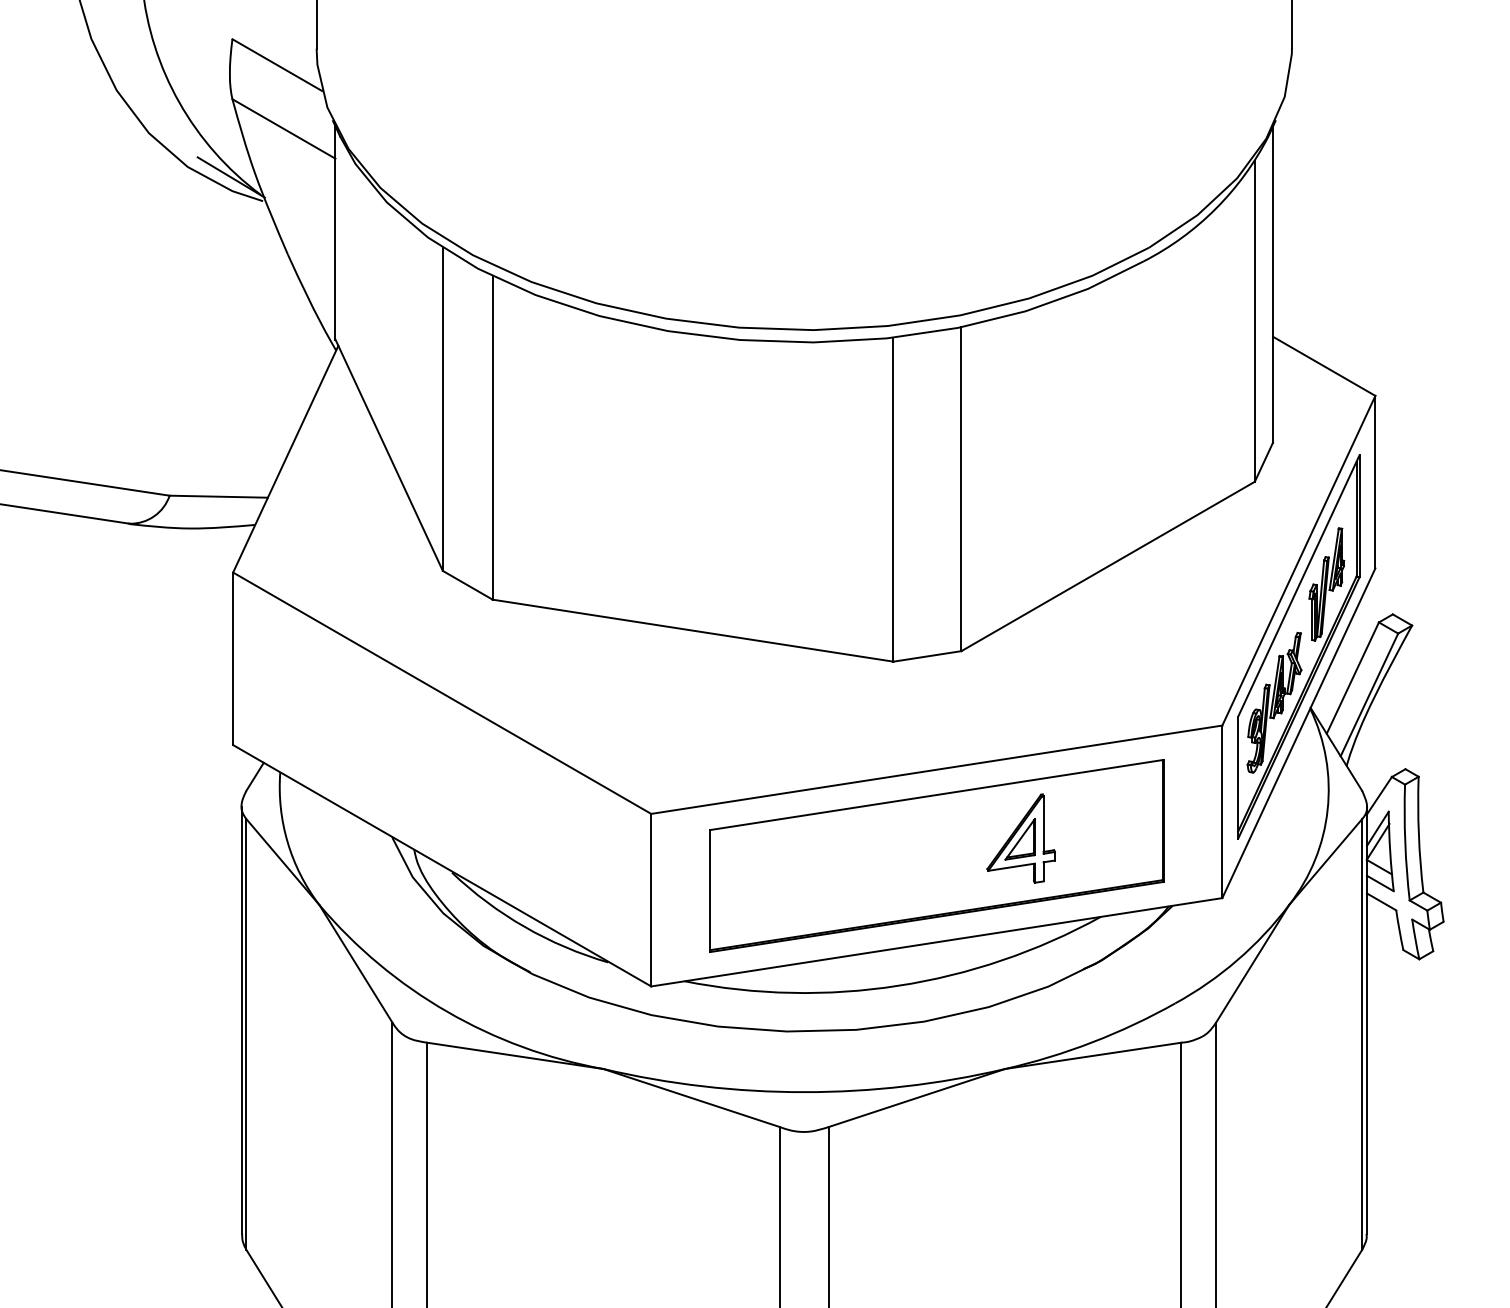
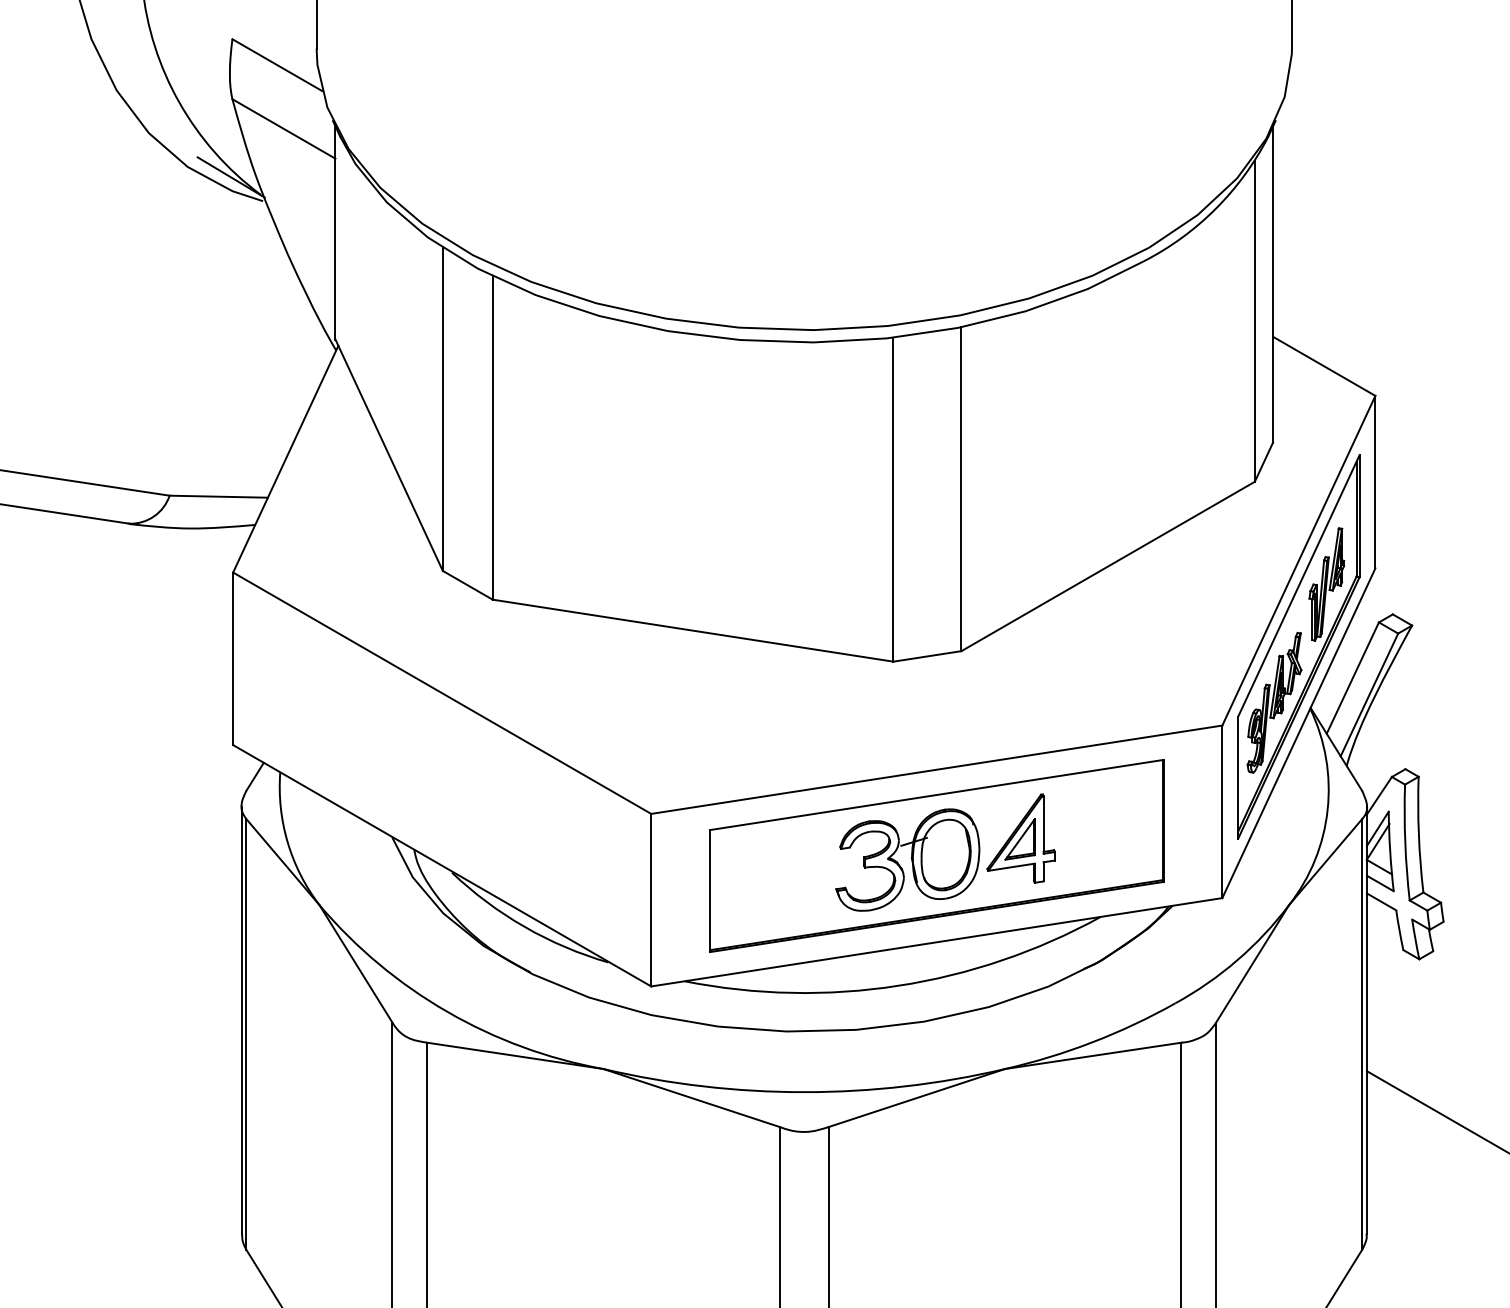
part: none -> present (907, 859)
line: none -> present (1436, 1111)
